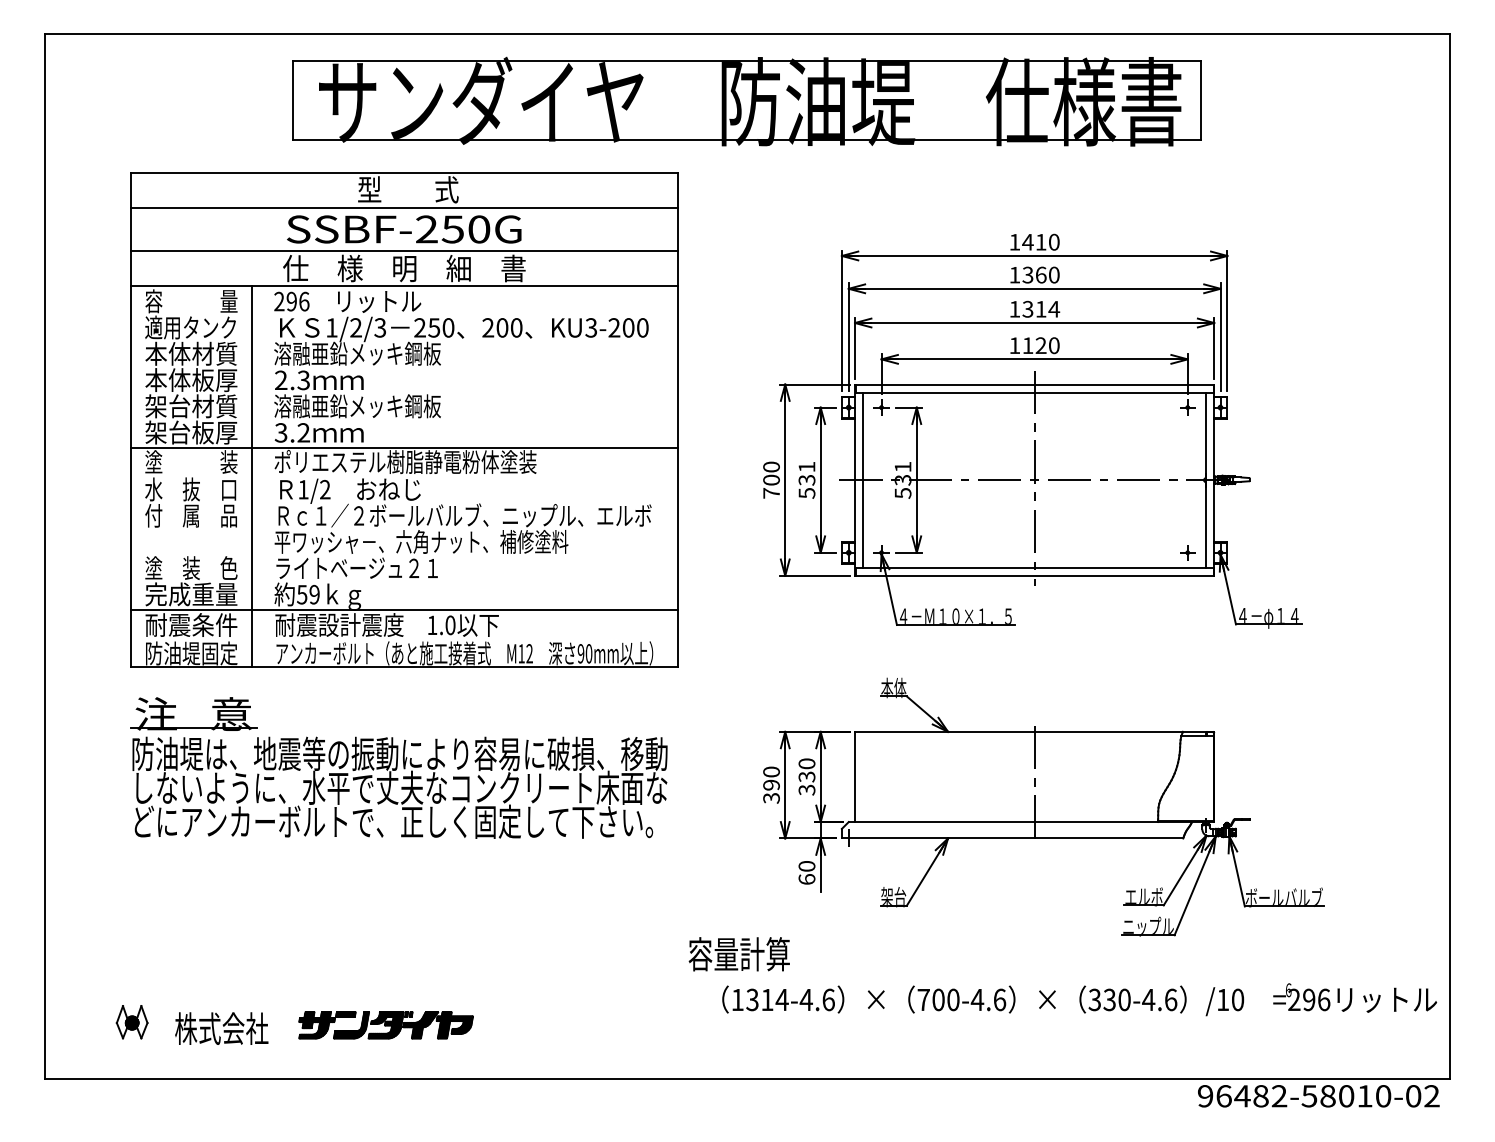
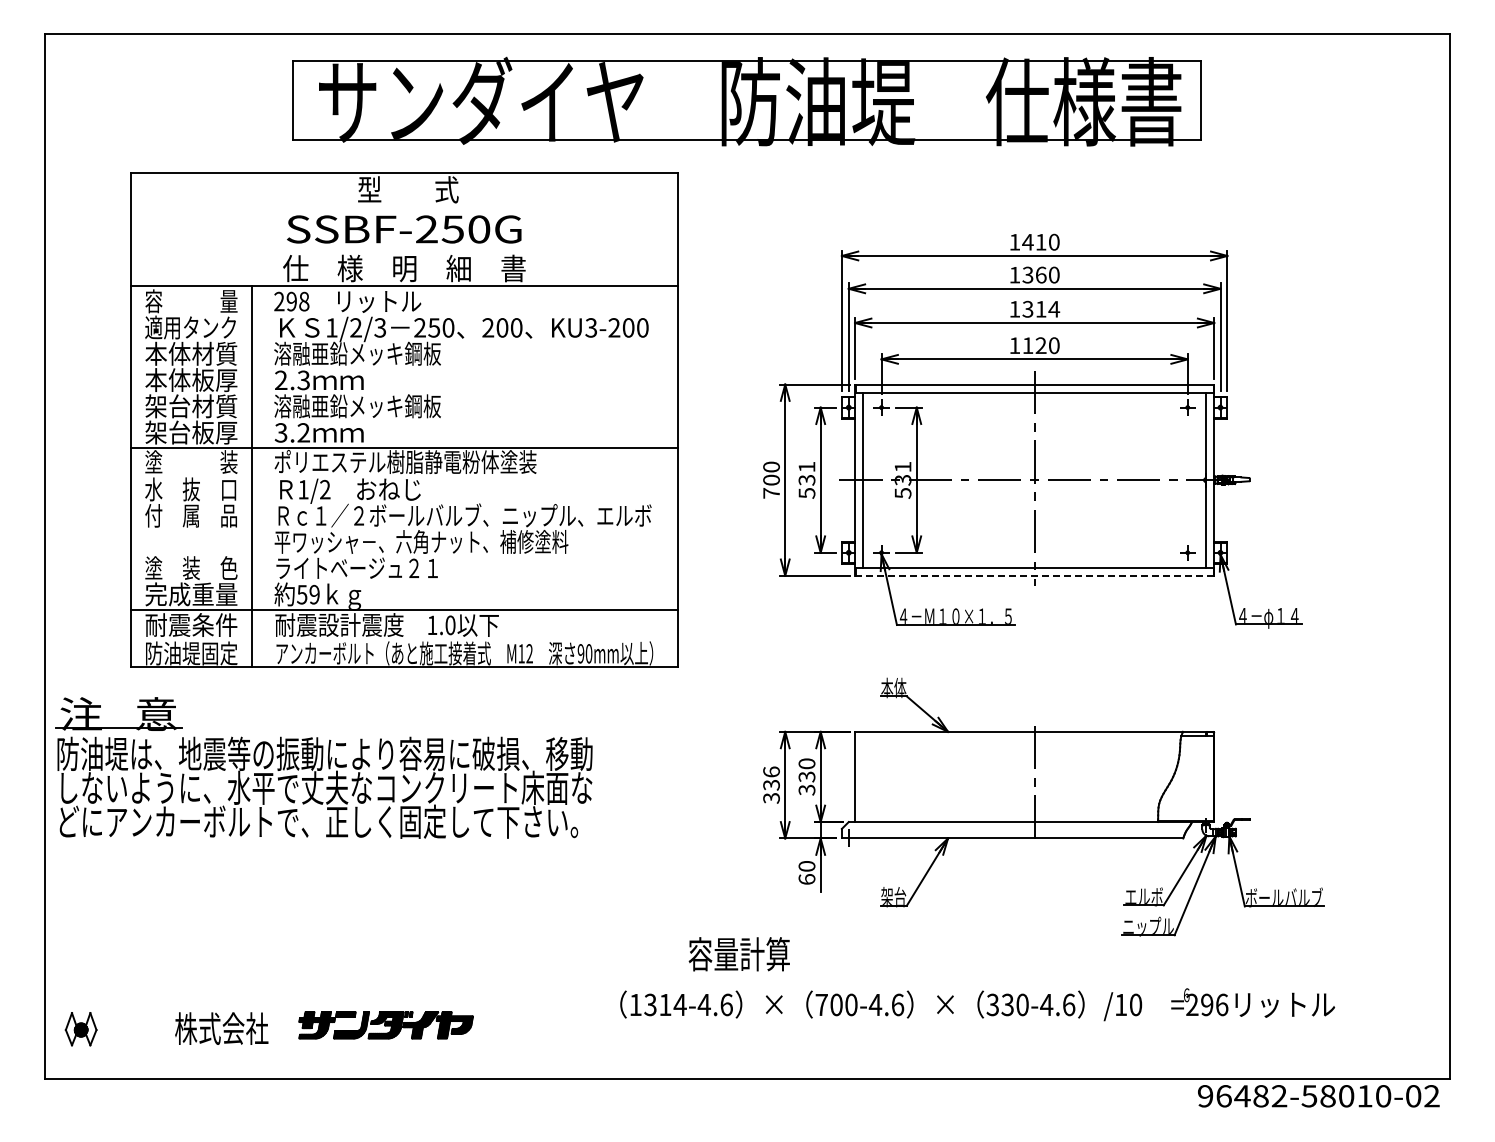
line: present -> none (404, 207)
line: present -> none (404, 251)
text: 296 -> 298 (304, 301)
line: solid -> dashed (1034, 575)
part position: (398, 767) -> (323, 767) (323, 767)
text: 390 -> 336 (771, 778)
text position: (1079, 999) -> (977, 1004) (977, 1004)
part position: (131, 1022) -> (80, 1029) (80, 1029)
